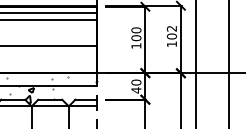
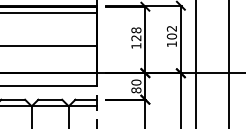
line: present -> none (49, 19)
text: 100 -> 128 (136, 34)
hatch: present -> none (51, 90)
text: 40 -> 80 (136, 90)
